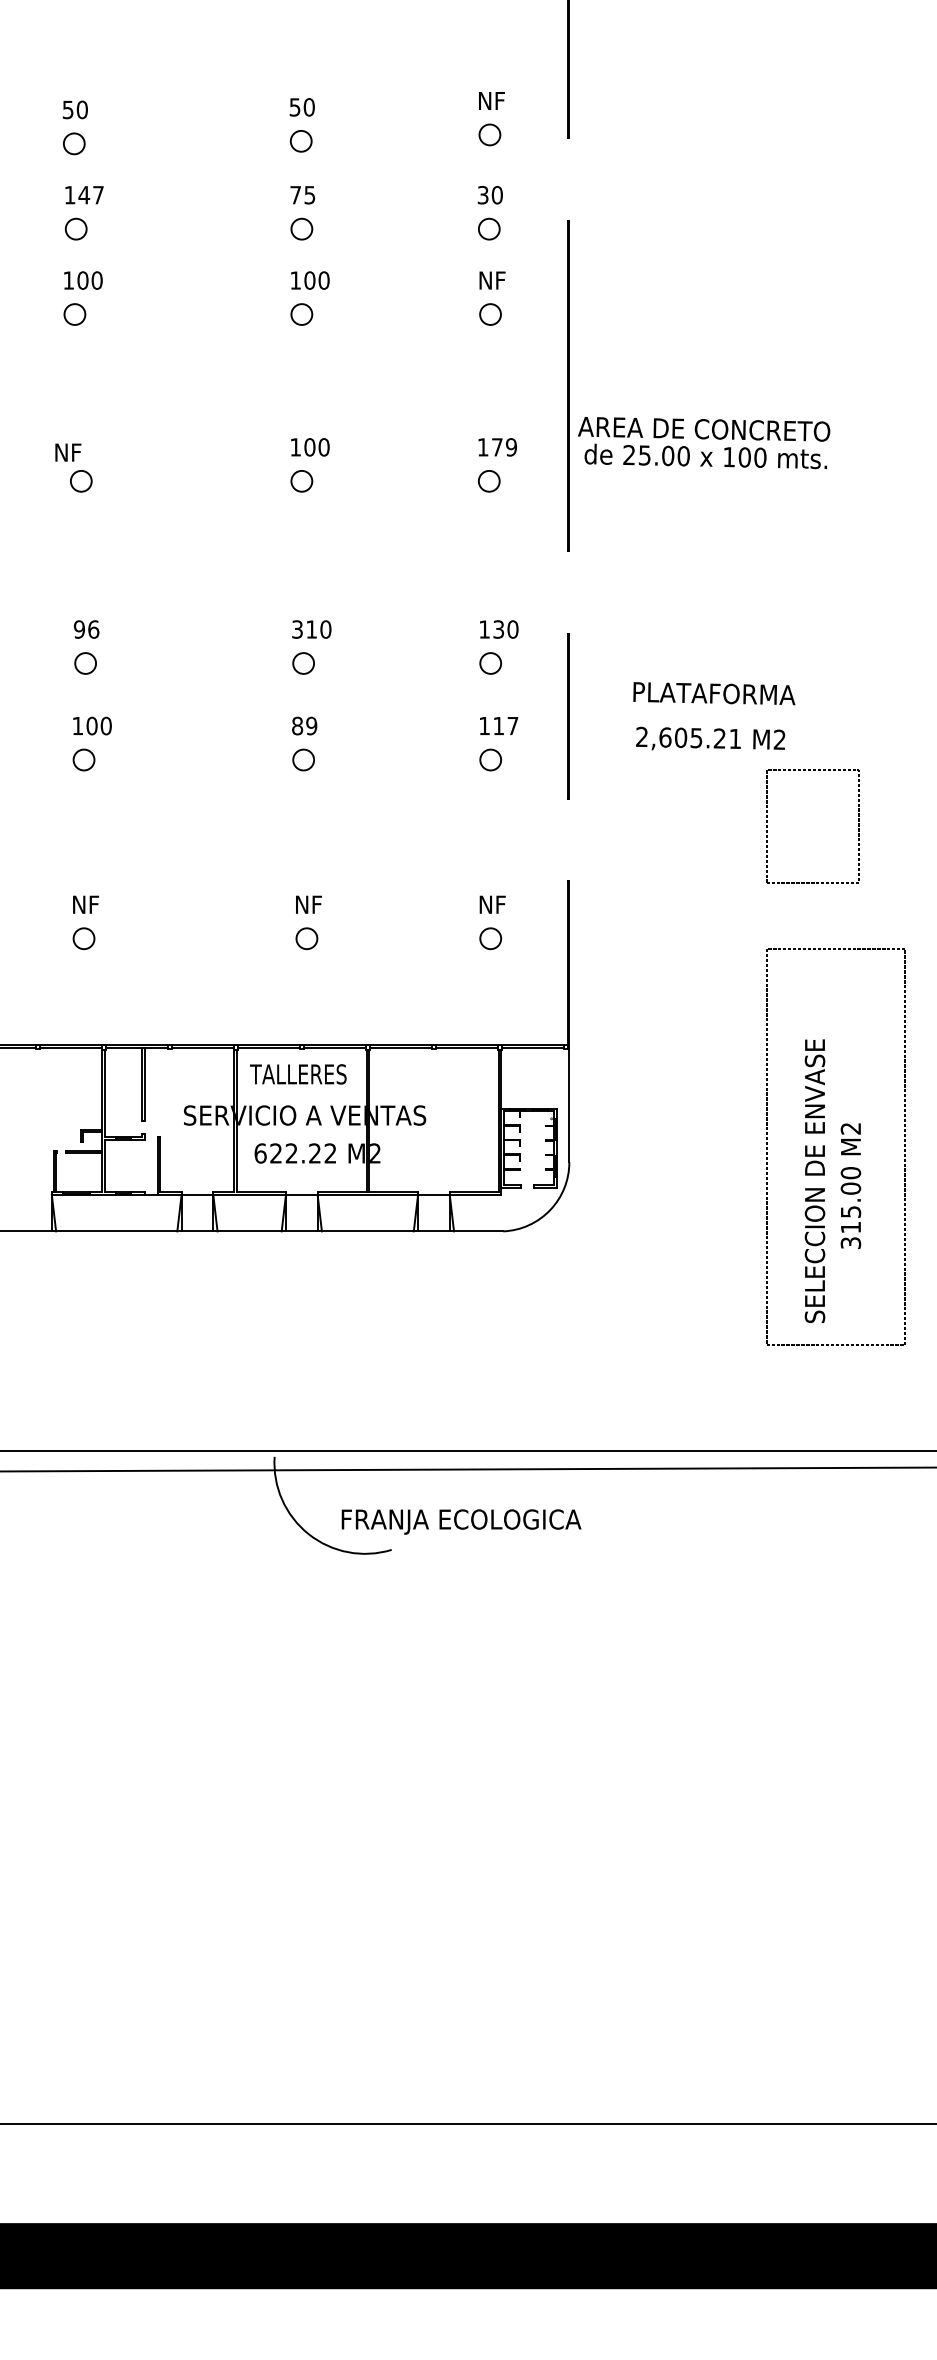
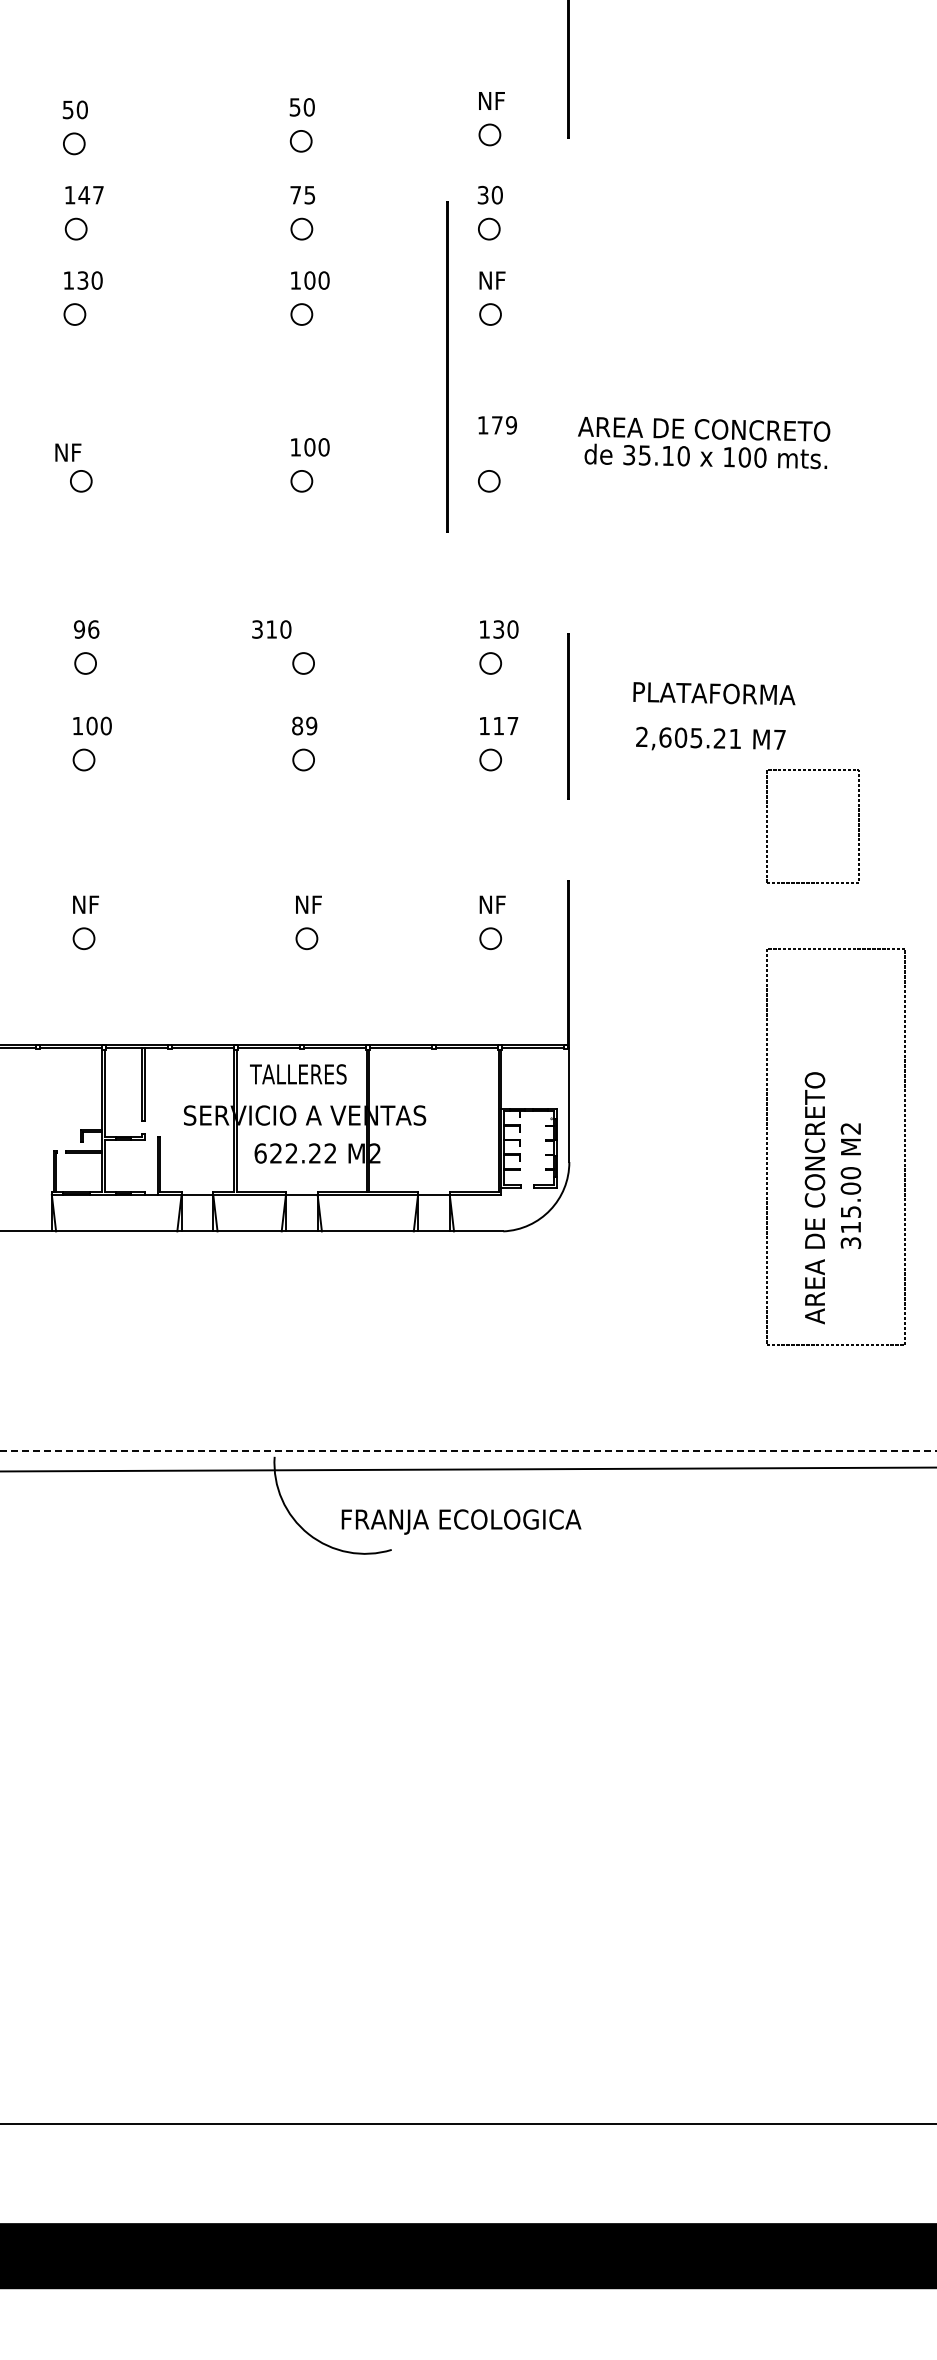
text: 100 -> 130 (82, 280)
line position: (568, 385) -> (447, 366) (447, 366)
text position: (497, 447) -> (497, 425) (497, 425)
text: 25.00 -> 35.10 (648, 455)
text position: (311, 629) -> (271, 629) (271, 629)
text: M2 -> M7 (779, 739)
text: SELECCION DE ENVASE -> AREA DE CONCRETO (814, 1181)
line: solid -> dashed (468, 1450)
